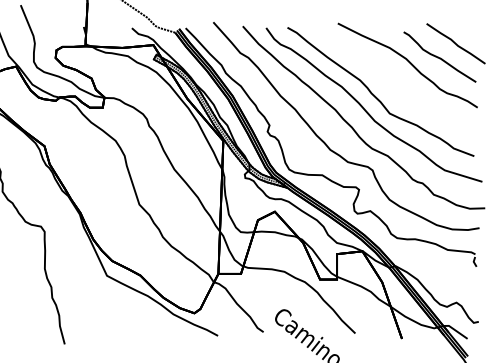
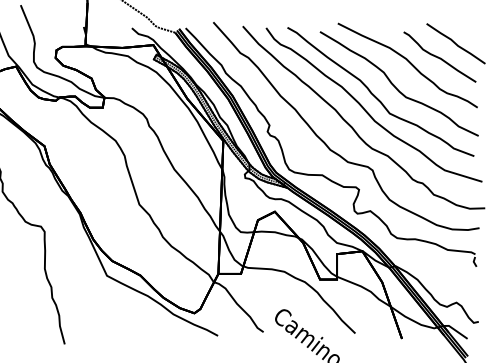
part: none -> present (398, 83)
